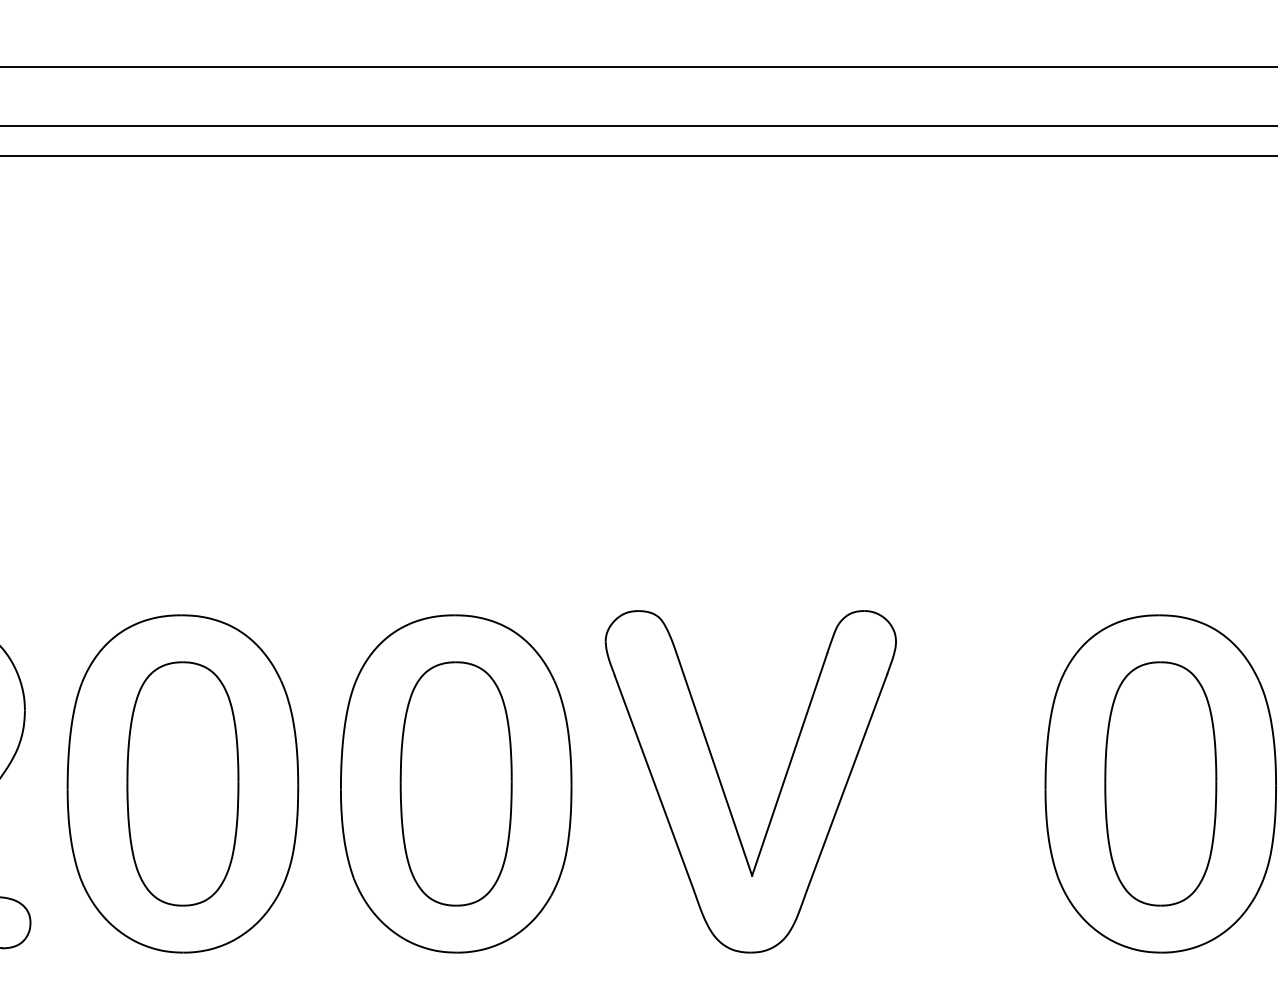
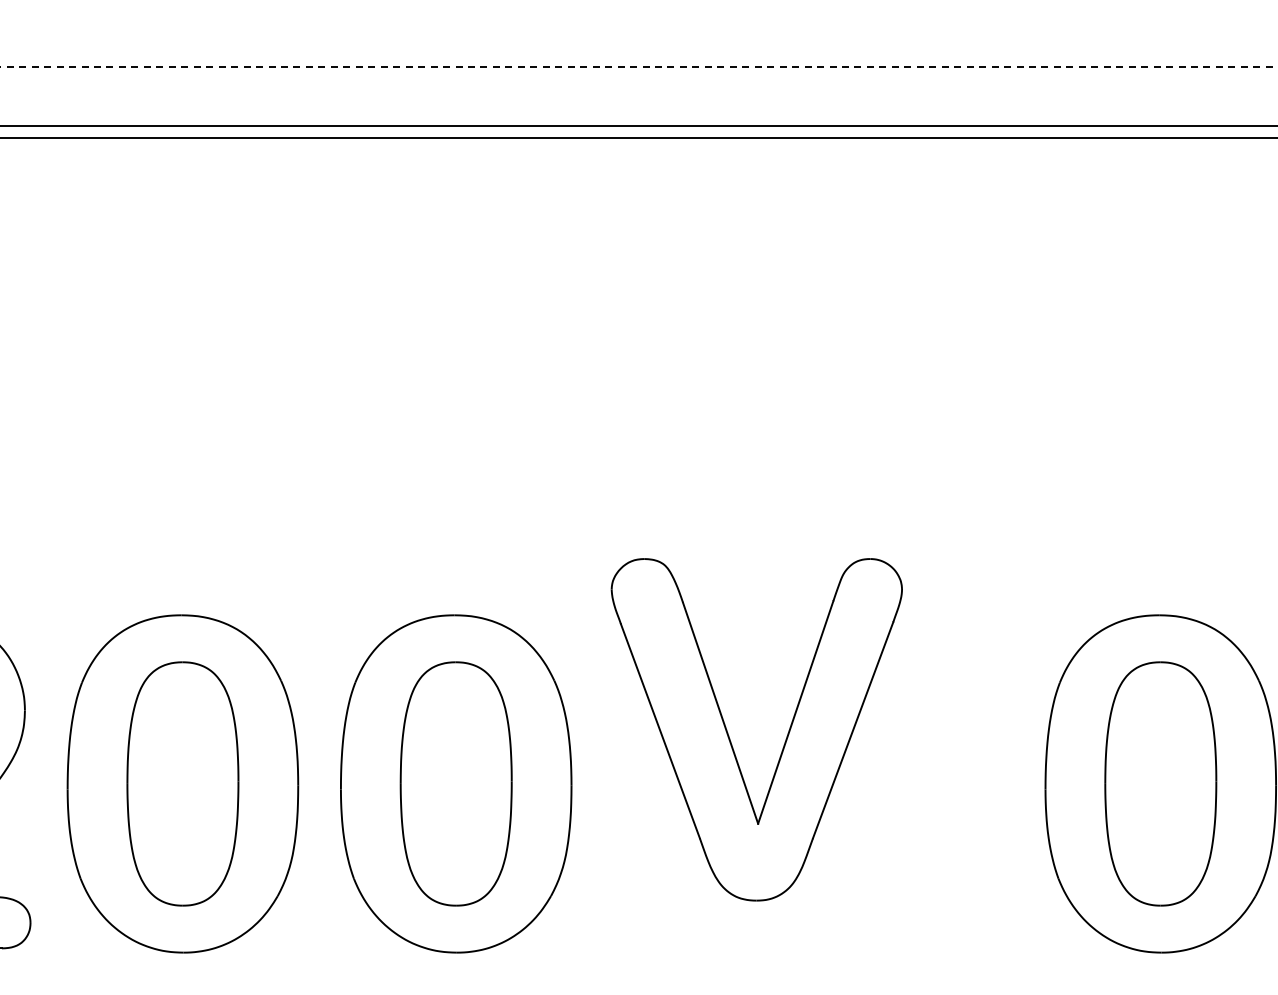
line: solid -> dashed (638, 67)
line position: (638, 155) -> (638, 137) (638, 137)
part position: (724, 790) -> (730, 738) (730, 738)
